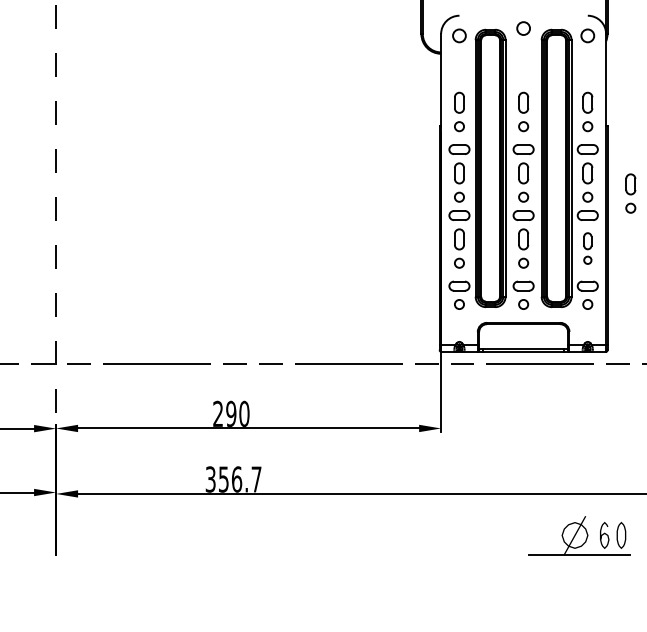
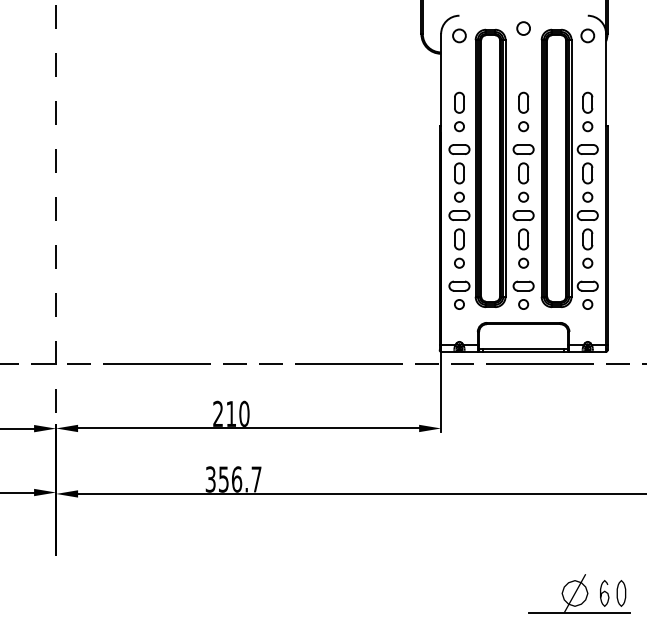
part: present -> none (630, 193)
part size: 10x33 px -> 12x41 px (587, 248)
text: 290 -> 210 (231, 413)
part position: (579, 535) -> (579, 593) (579, 593)
